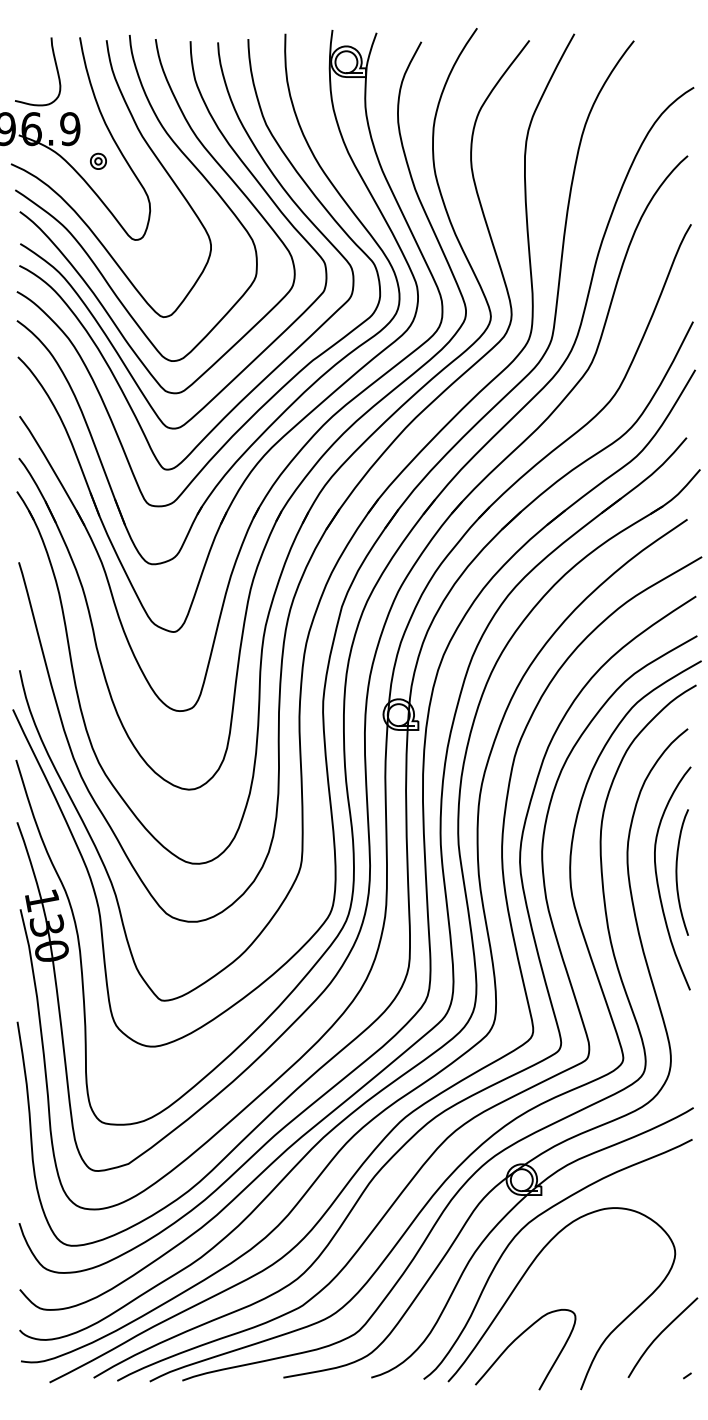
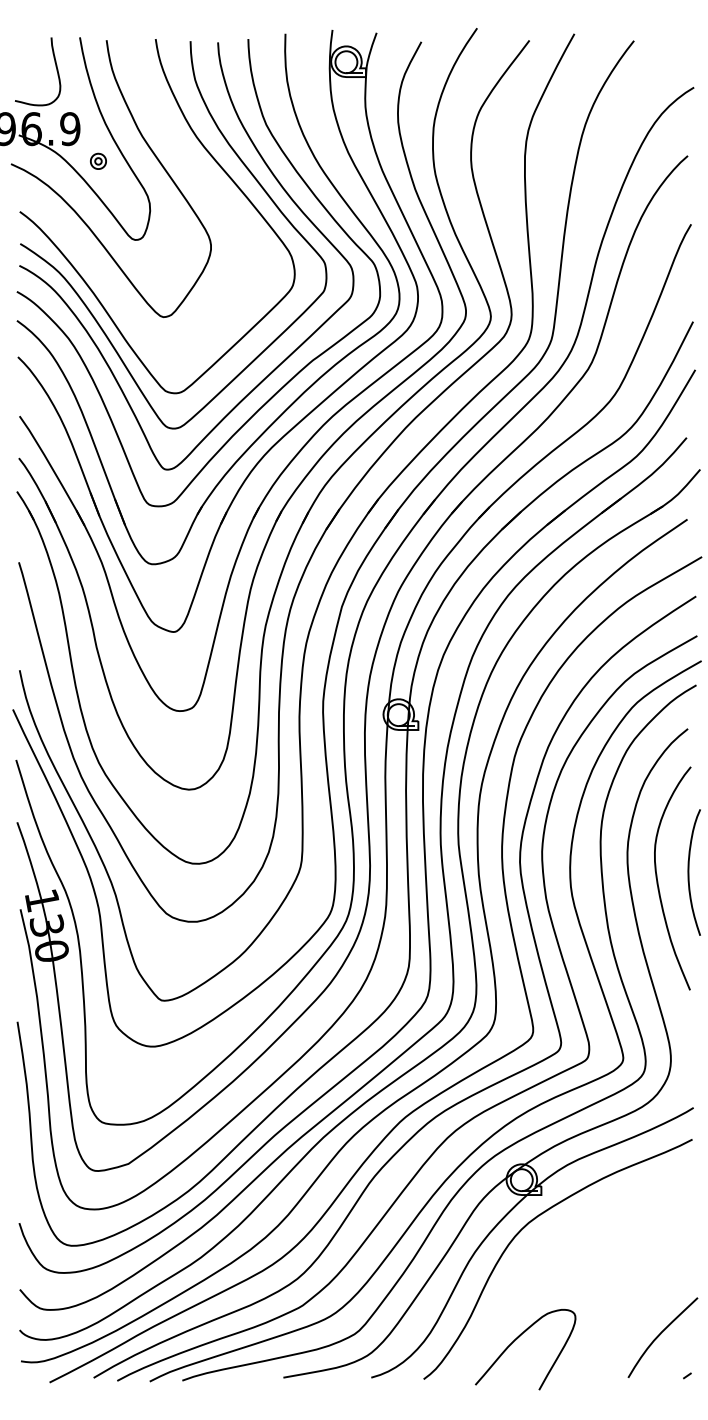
curve: present -> none (183, 155)
curve position: (677, 872) -> (689, 872) (689, 872)
curve: present -> none (525, 1274)
